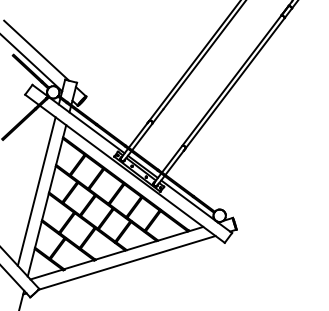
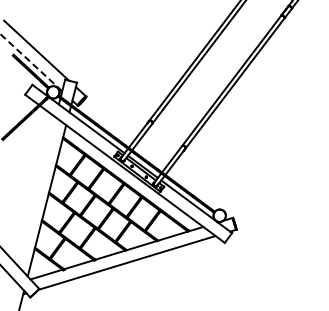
line: solid -> dashed (30, 62)
line: present -> none (36, 191)
